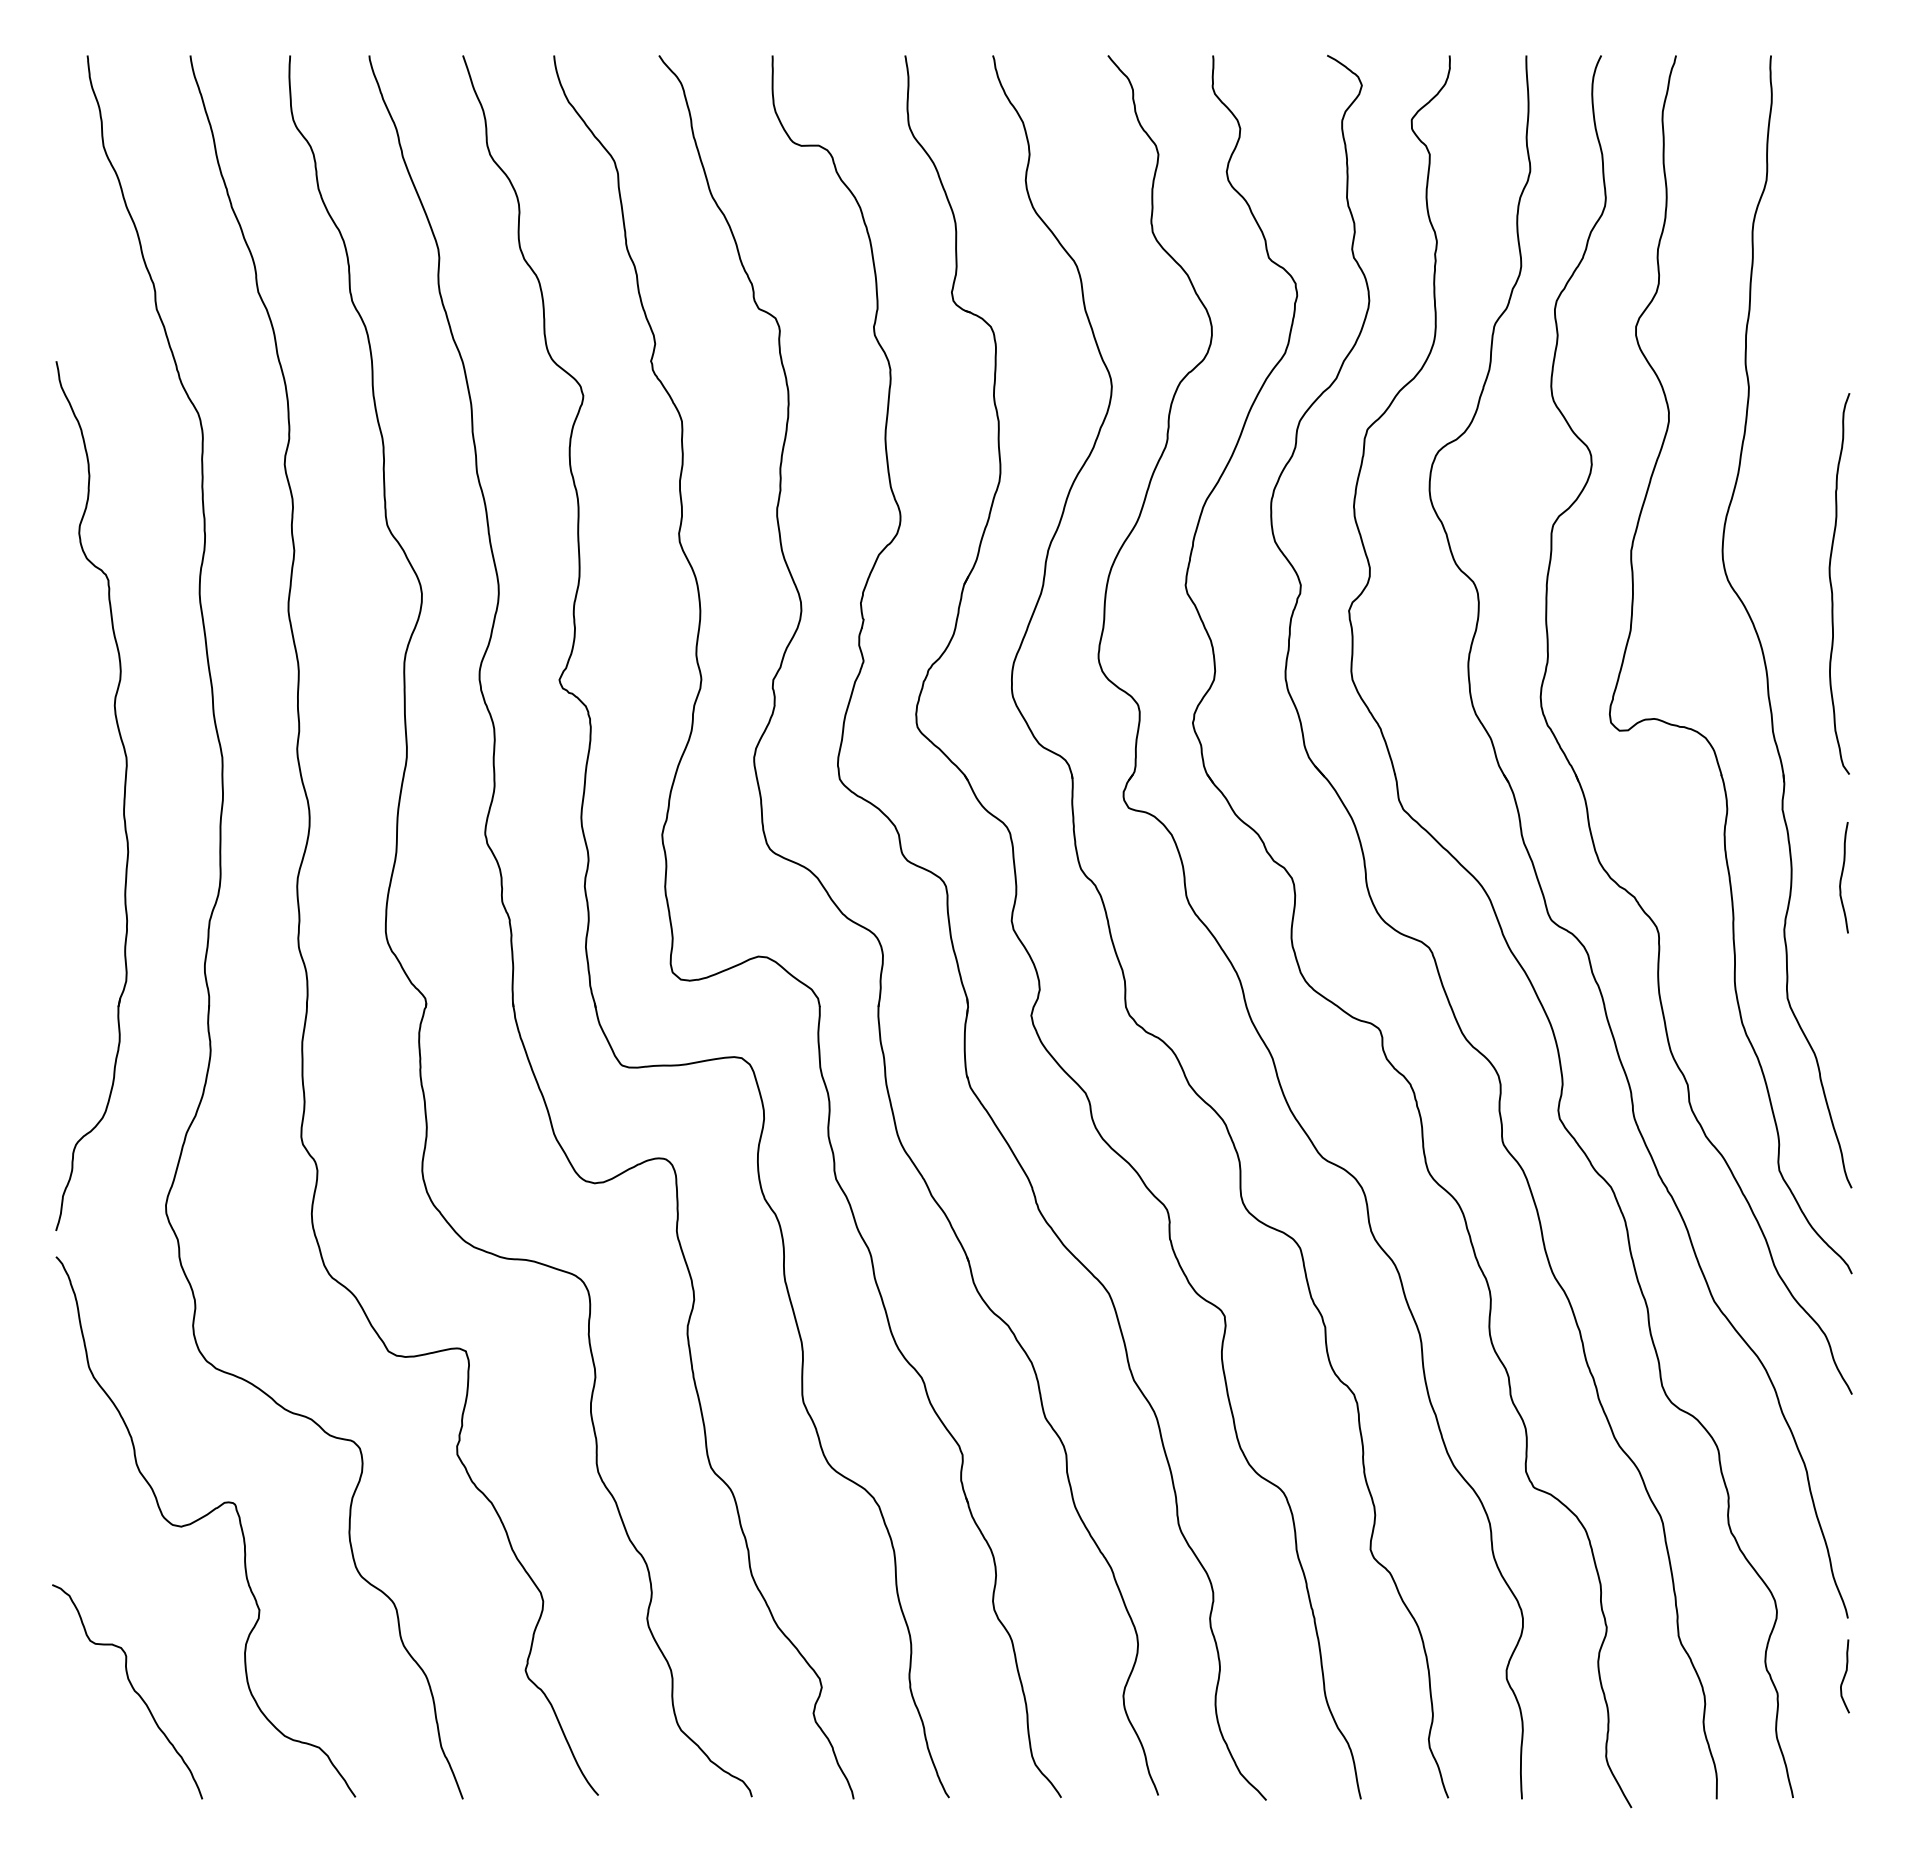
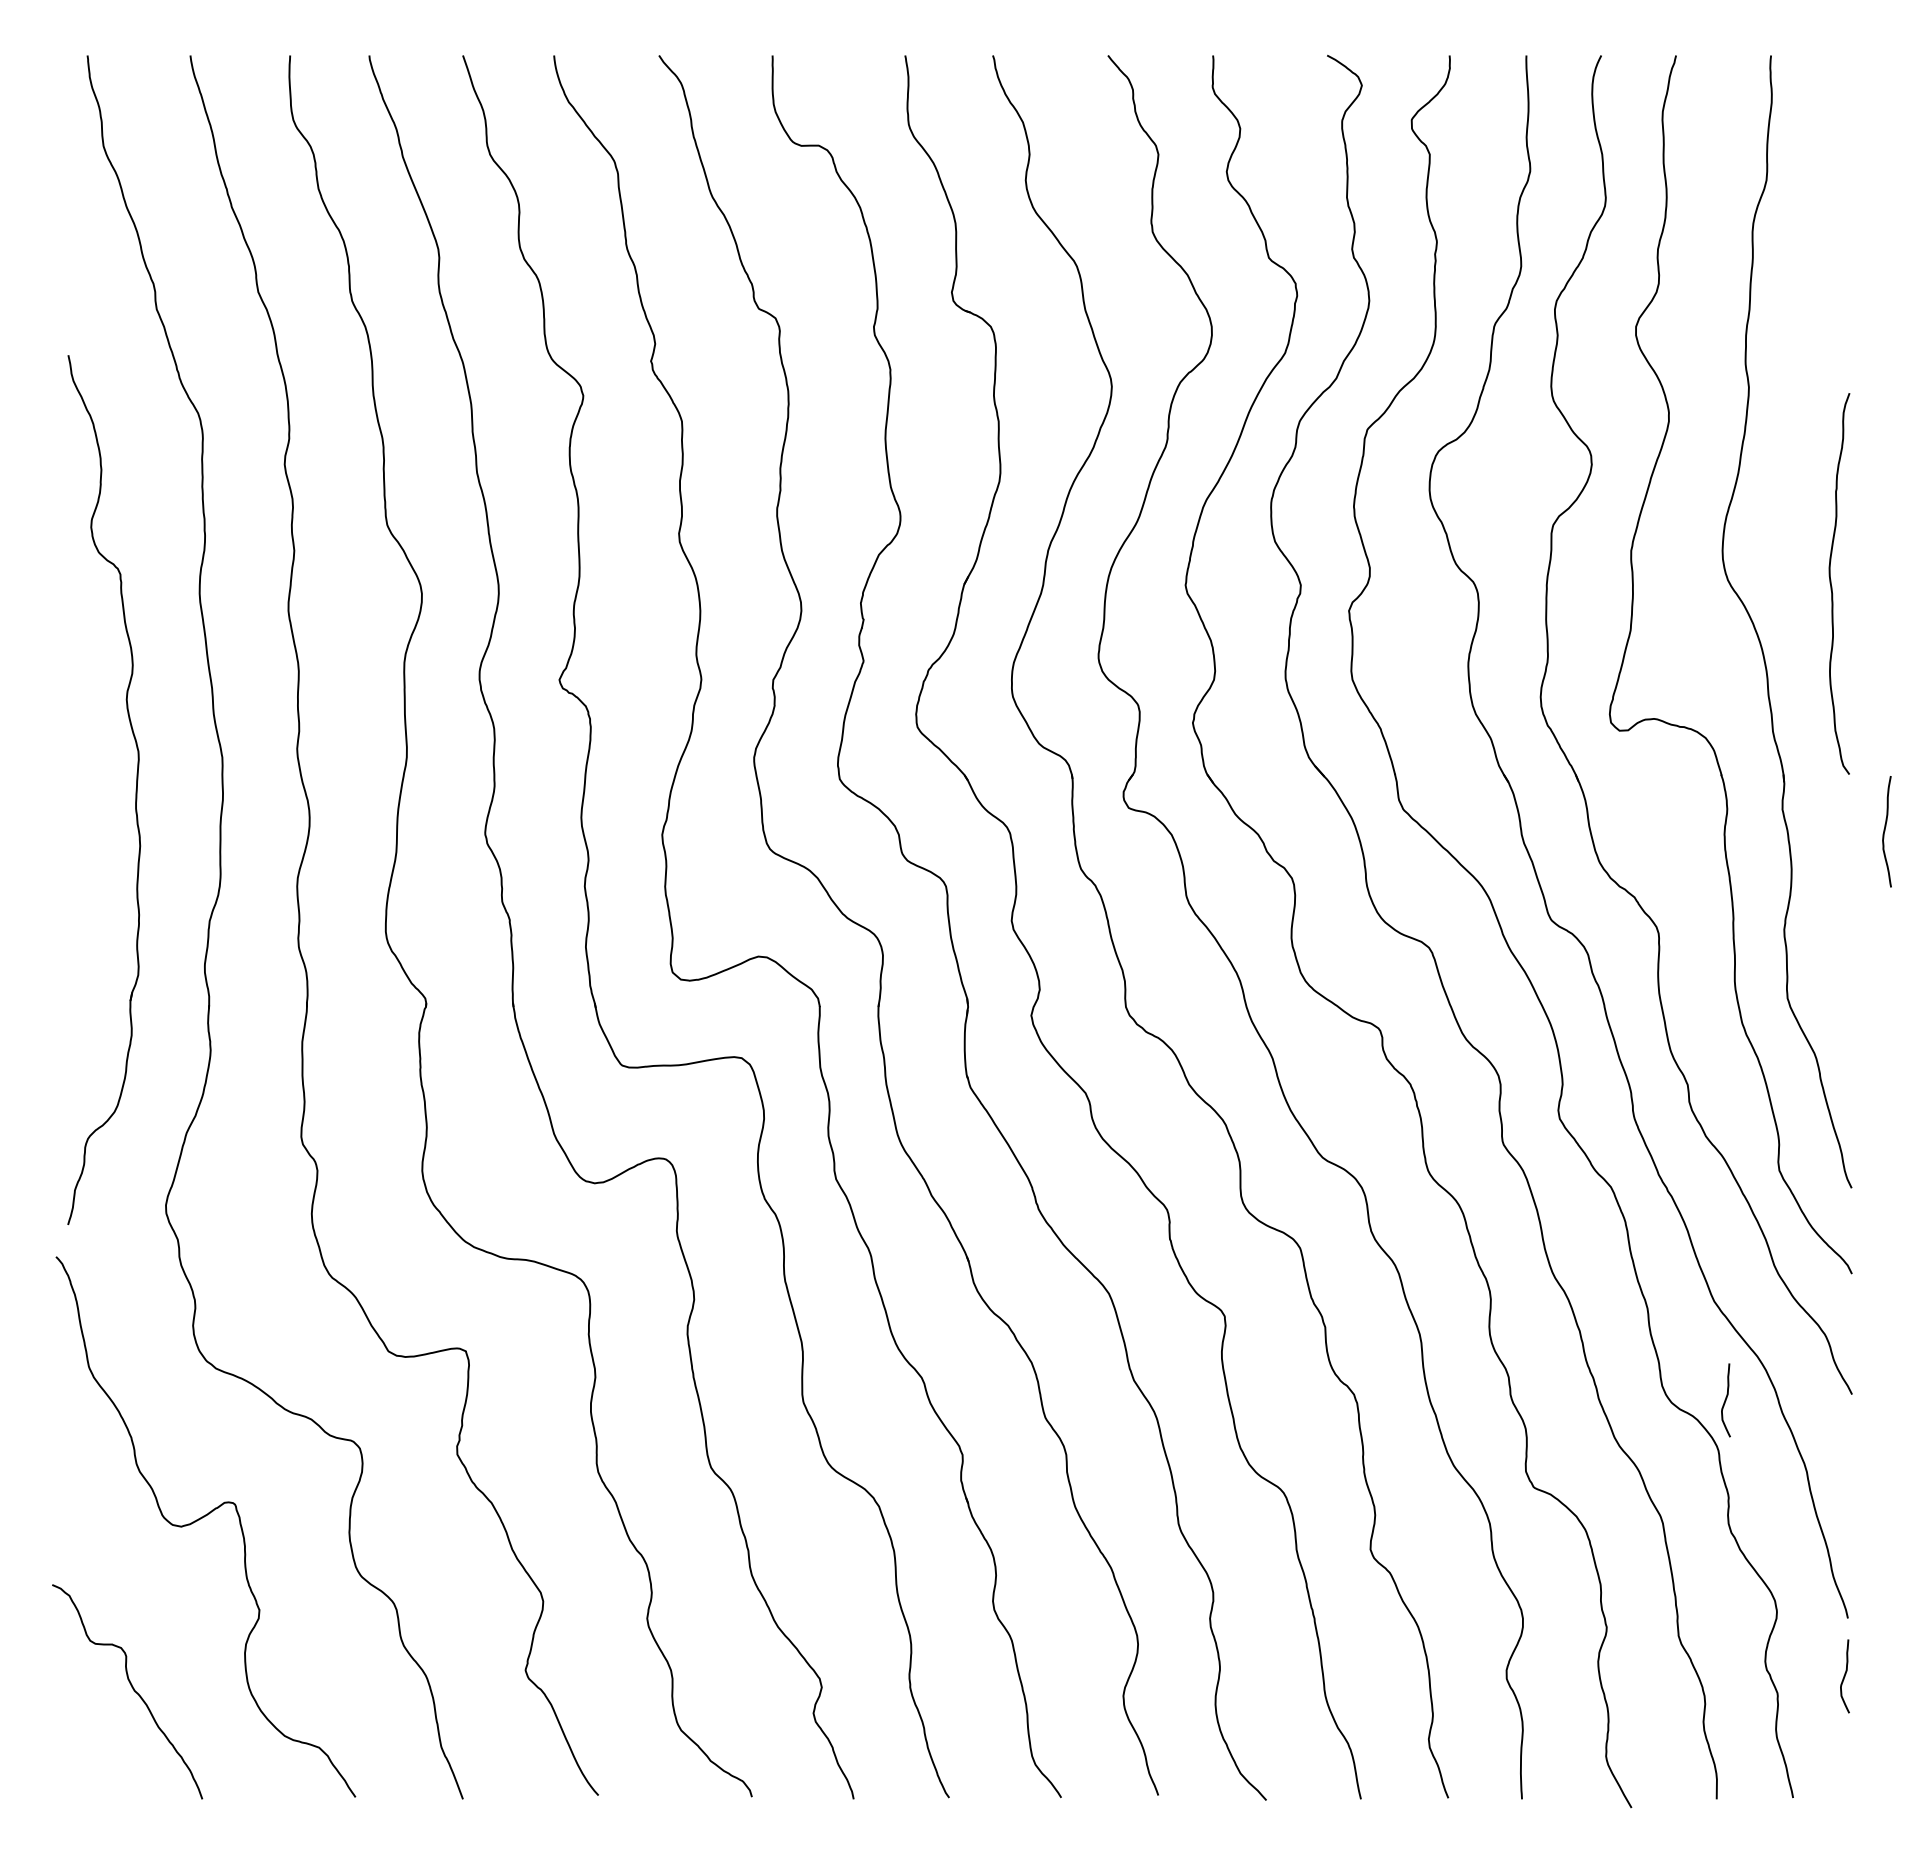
part position: (123, 795) -> (135, 789) (135, 789)
curve position: (1842, 877) -> (1885, 831) (1885, 831)
curve: none -> present (1725, 1400)
